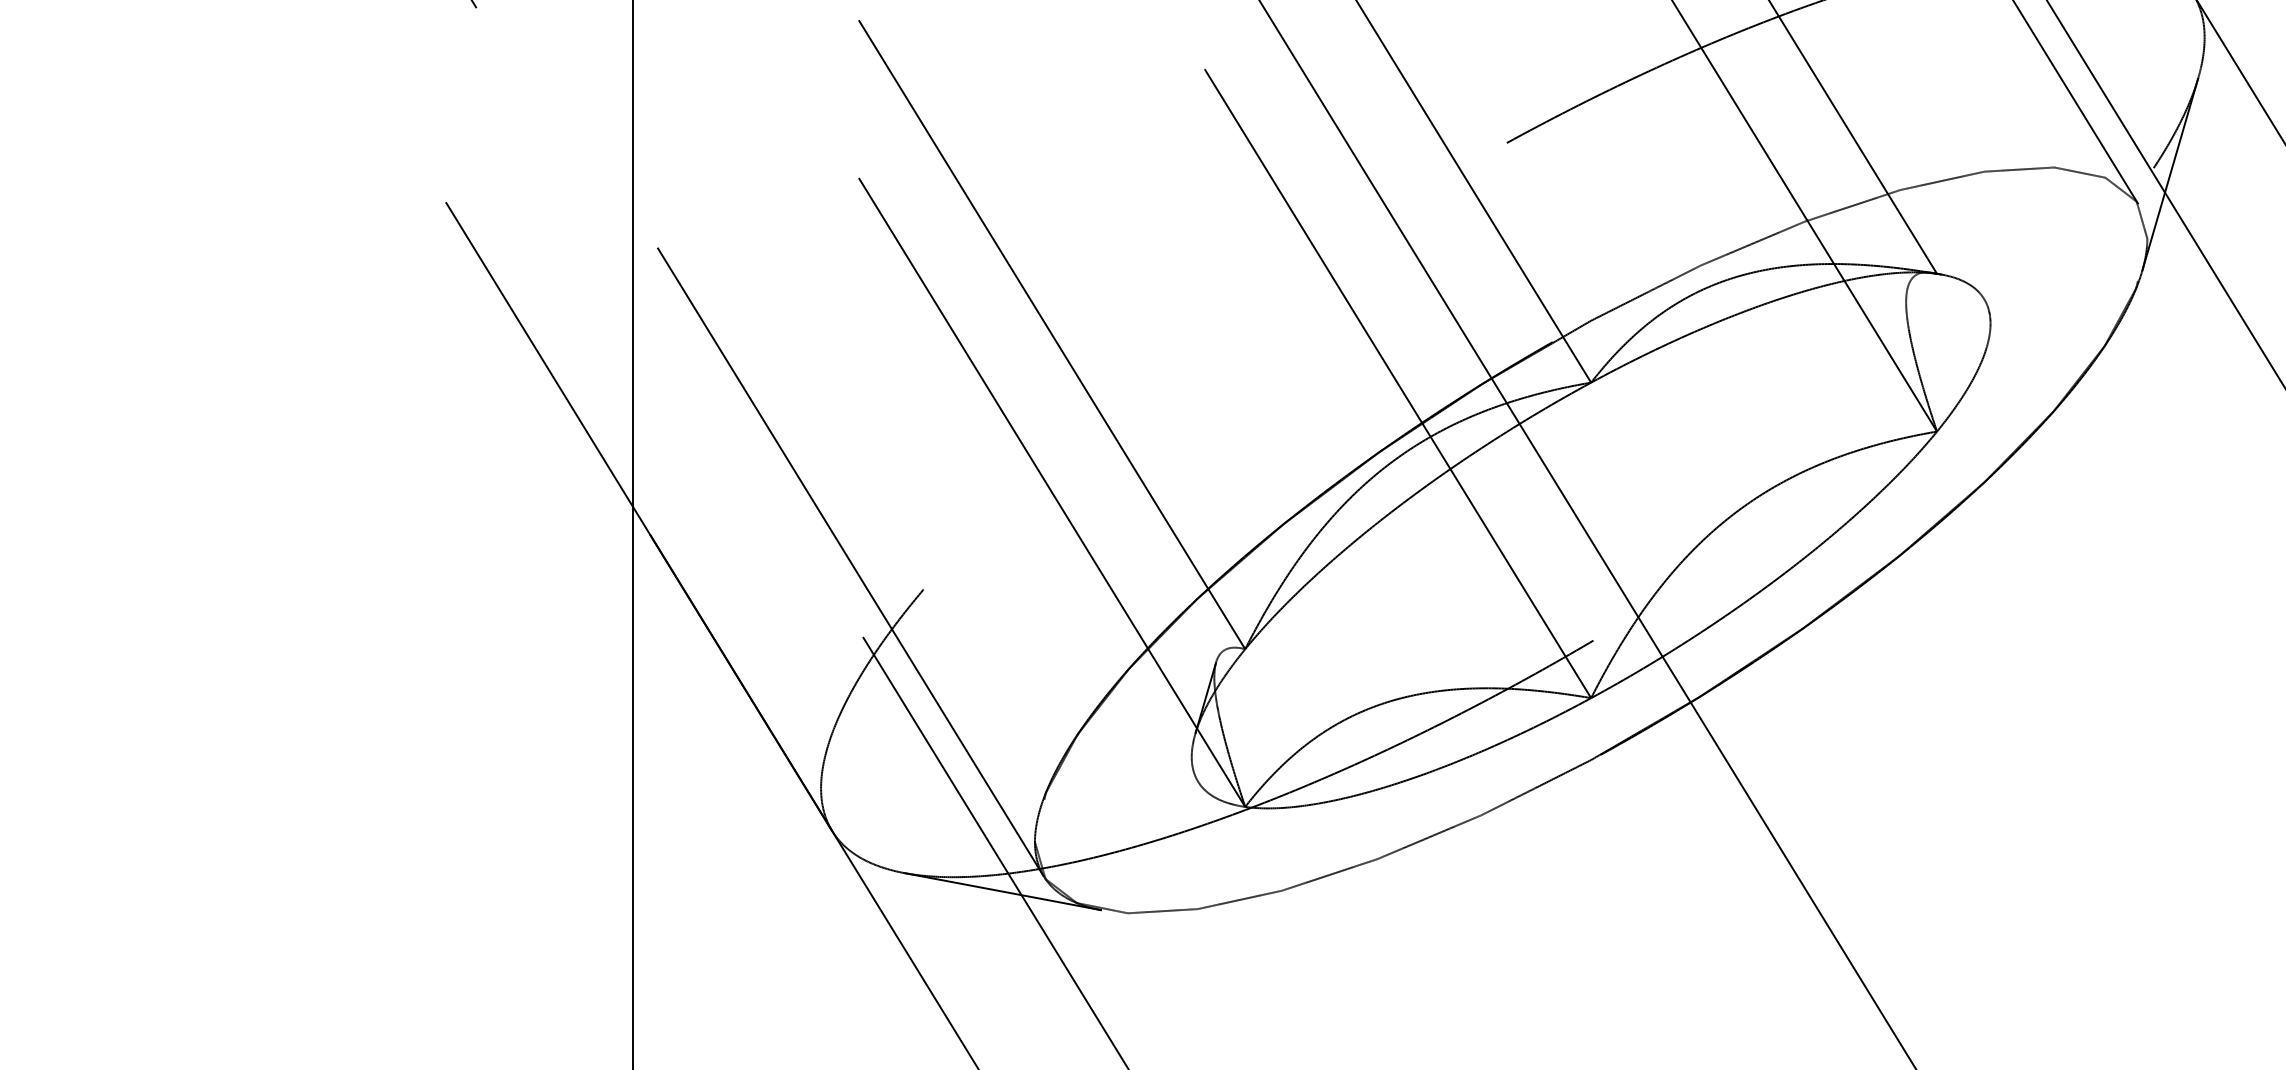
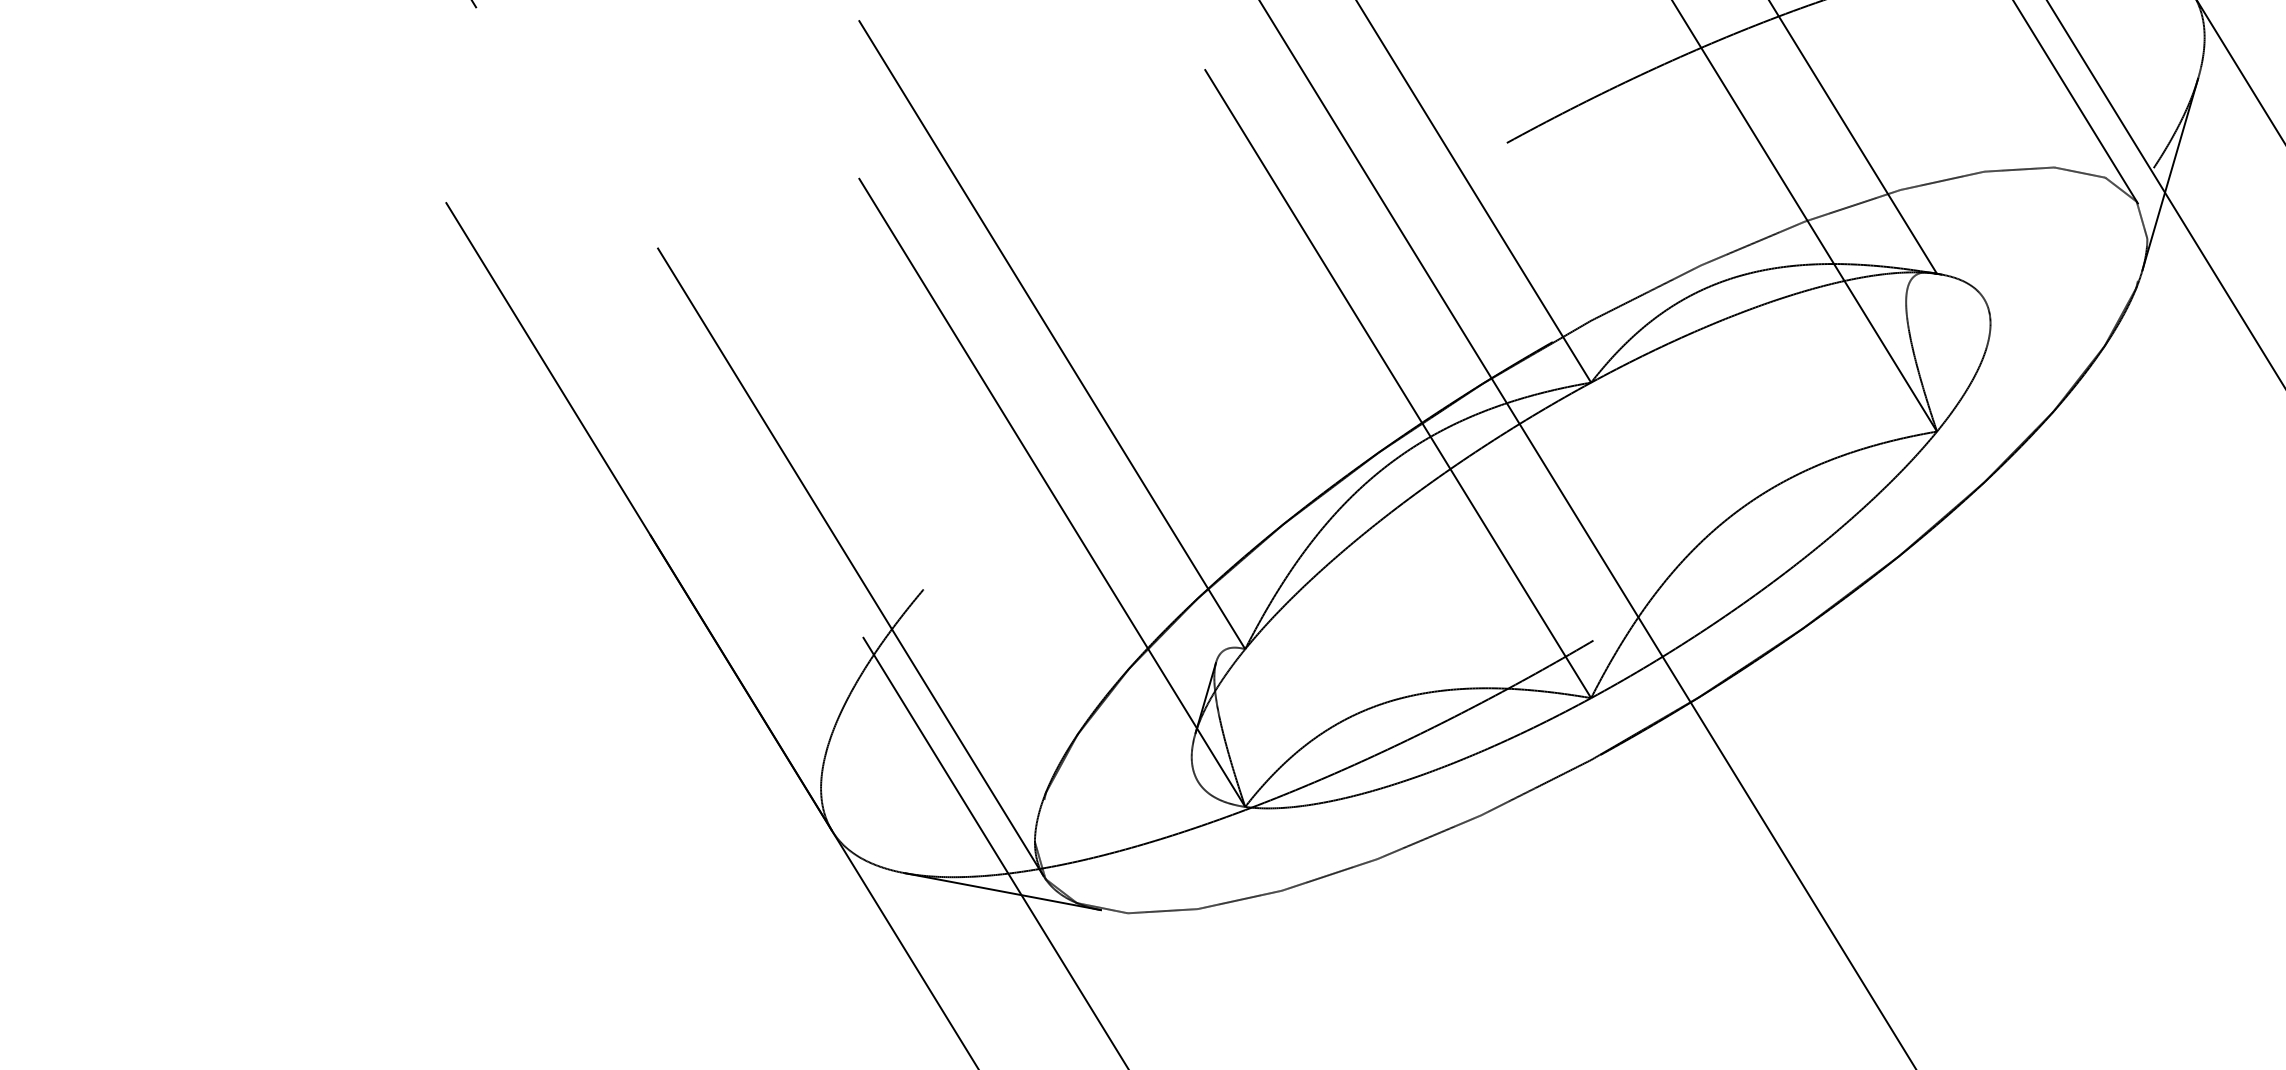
line: present -> none (632, 534)
